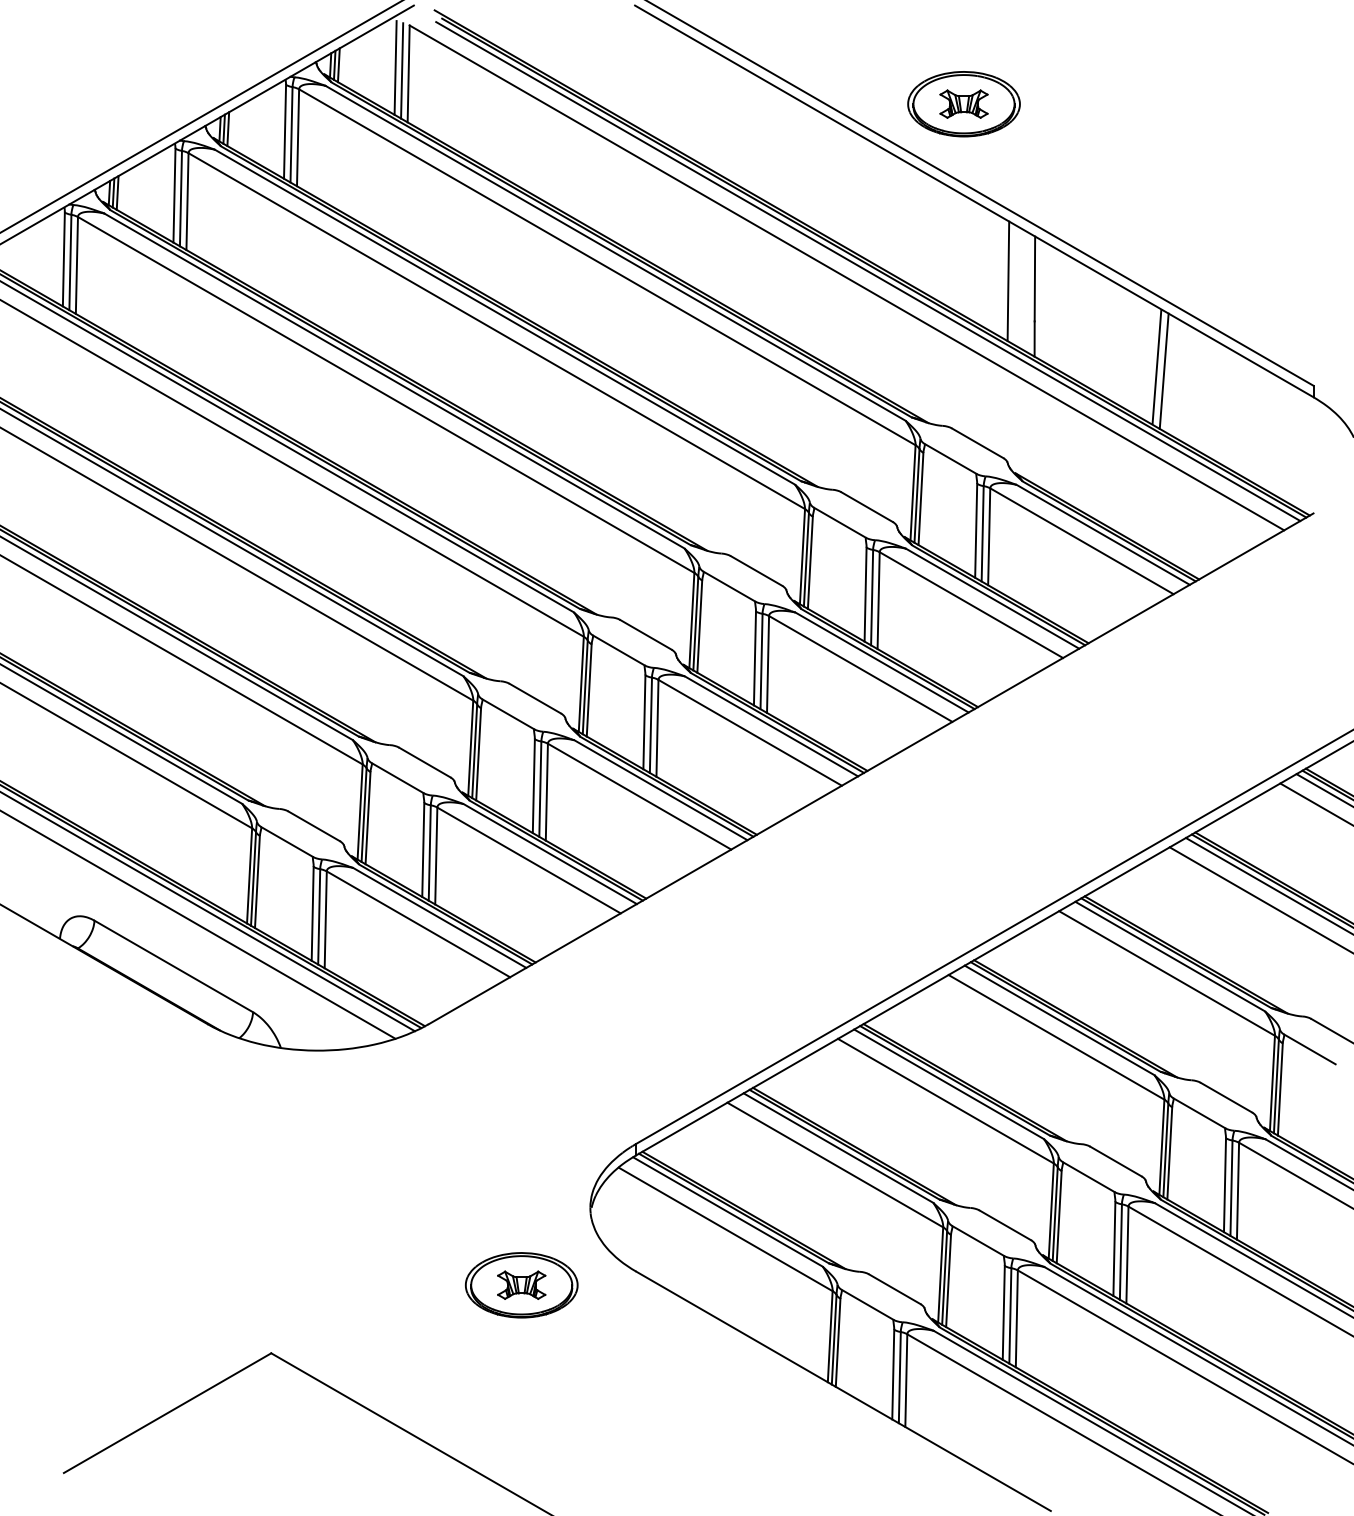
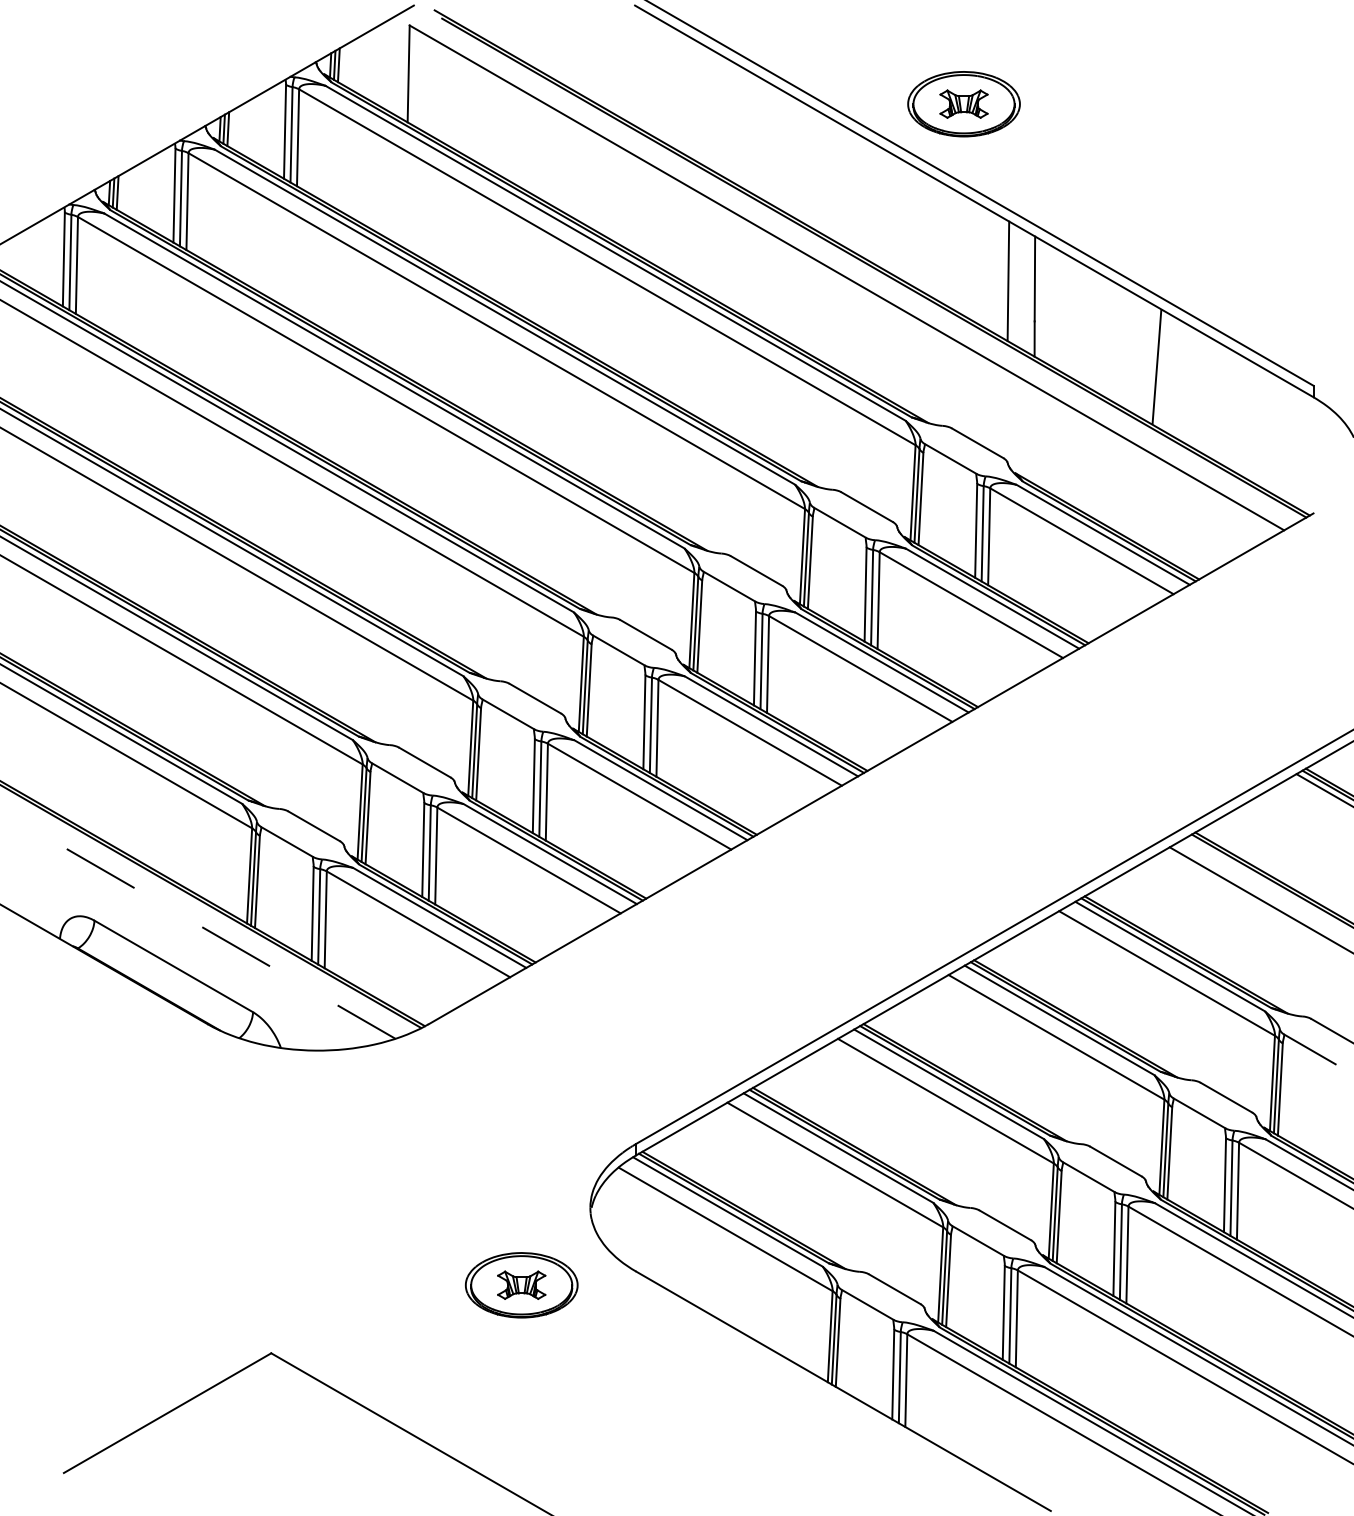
line: present -> none (395, 67)
line: present -> none (402, 70)
line: present -> none (201, 116)
line: present -> none (868, 271)
line: present -> none (1163, 370)
line: present -> none (1315, 803)
line: present -> none (1267, 885)
line: present -> none (208, 912)
line: solid -> dashed (198, 924)
